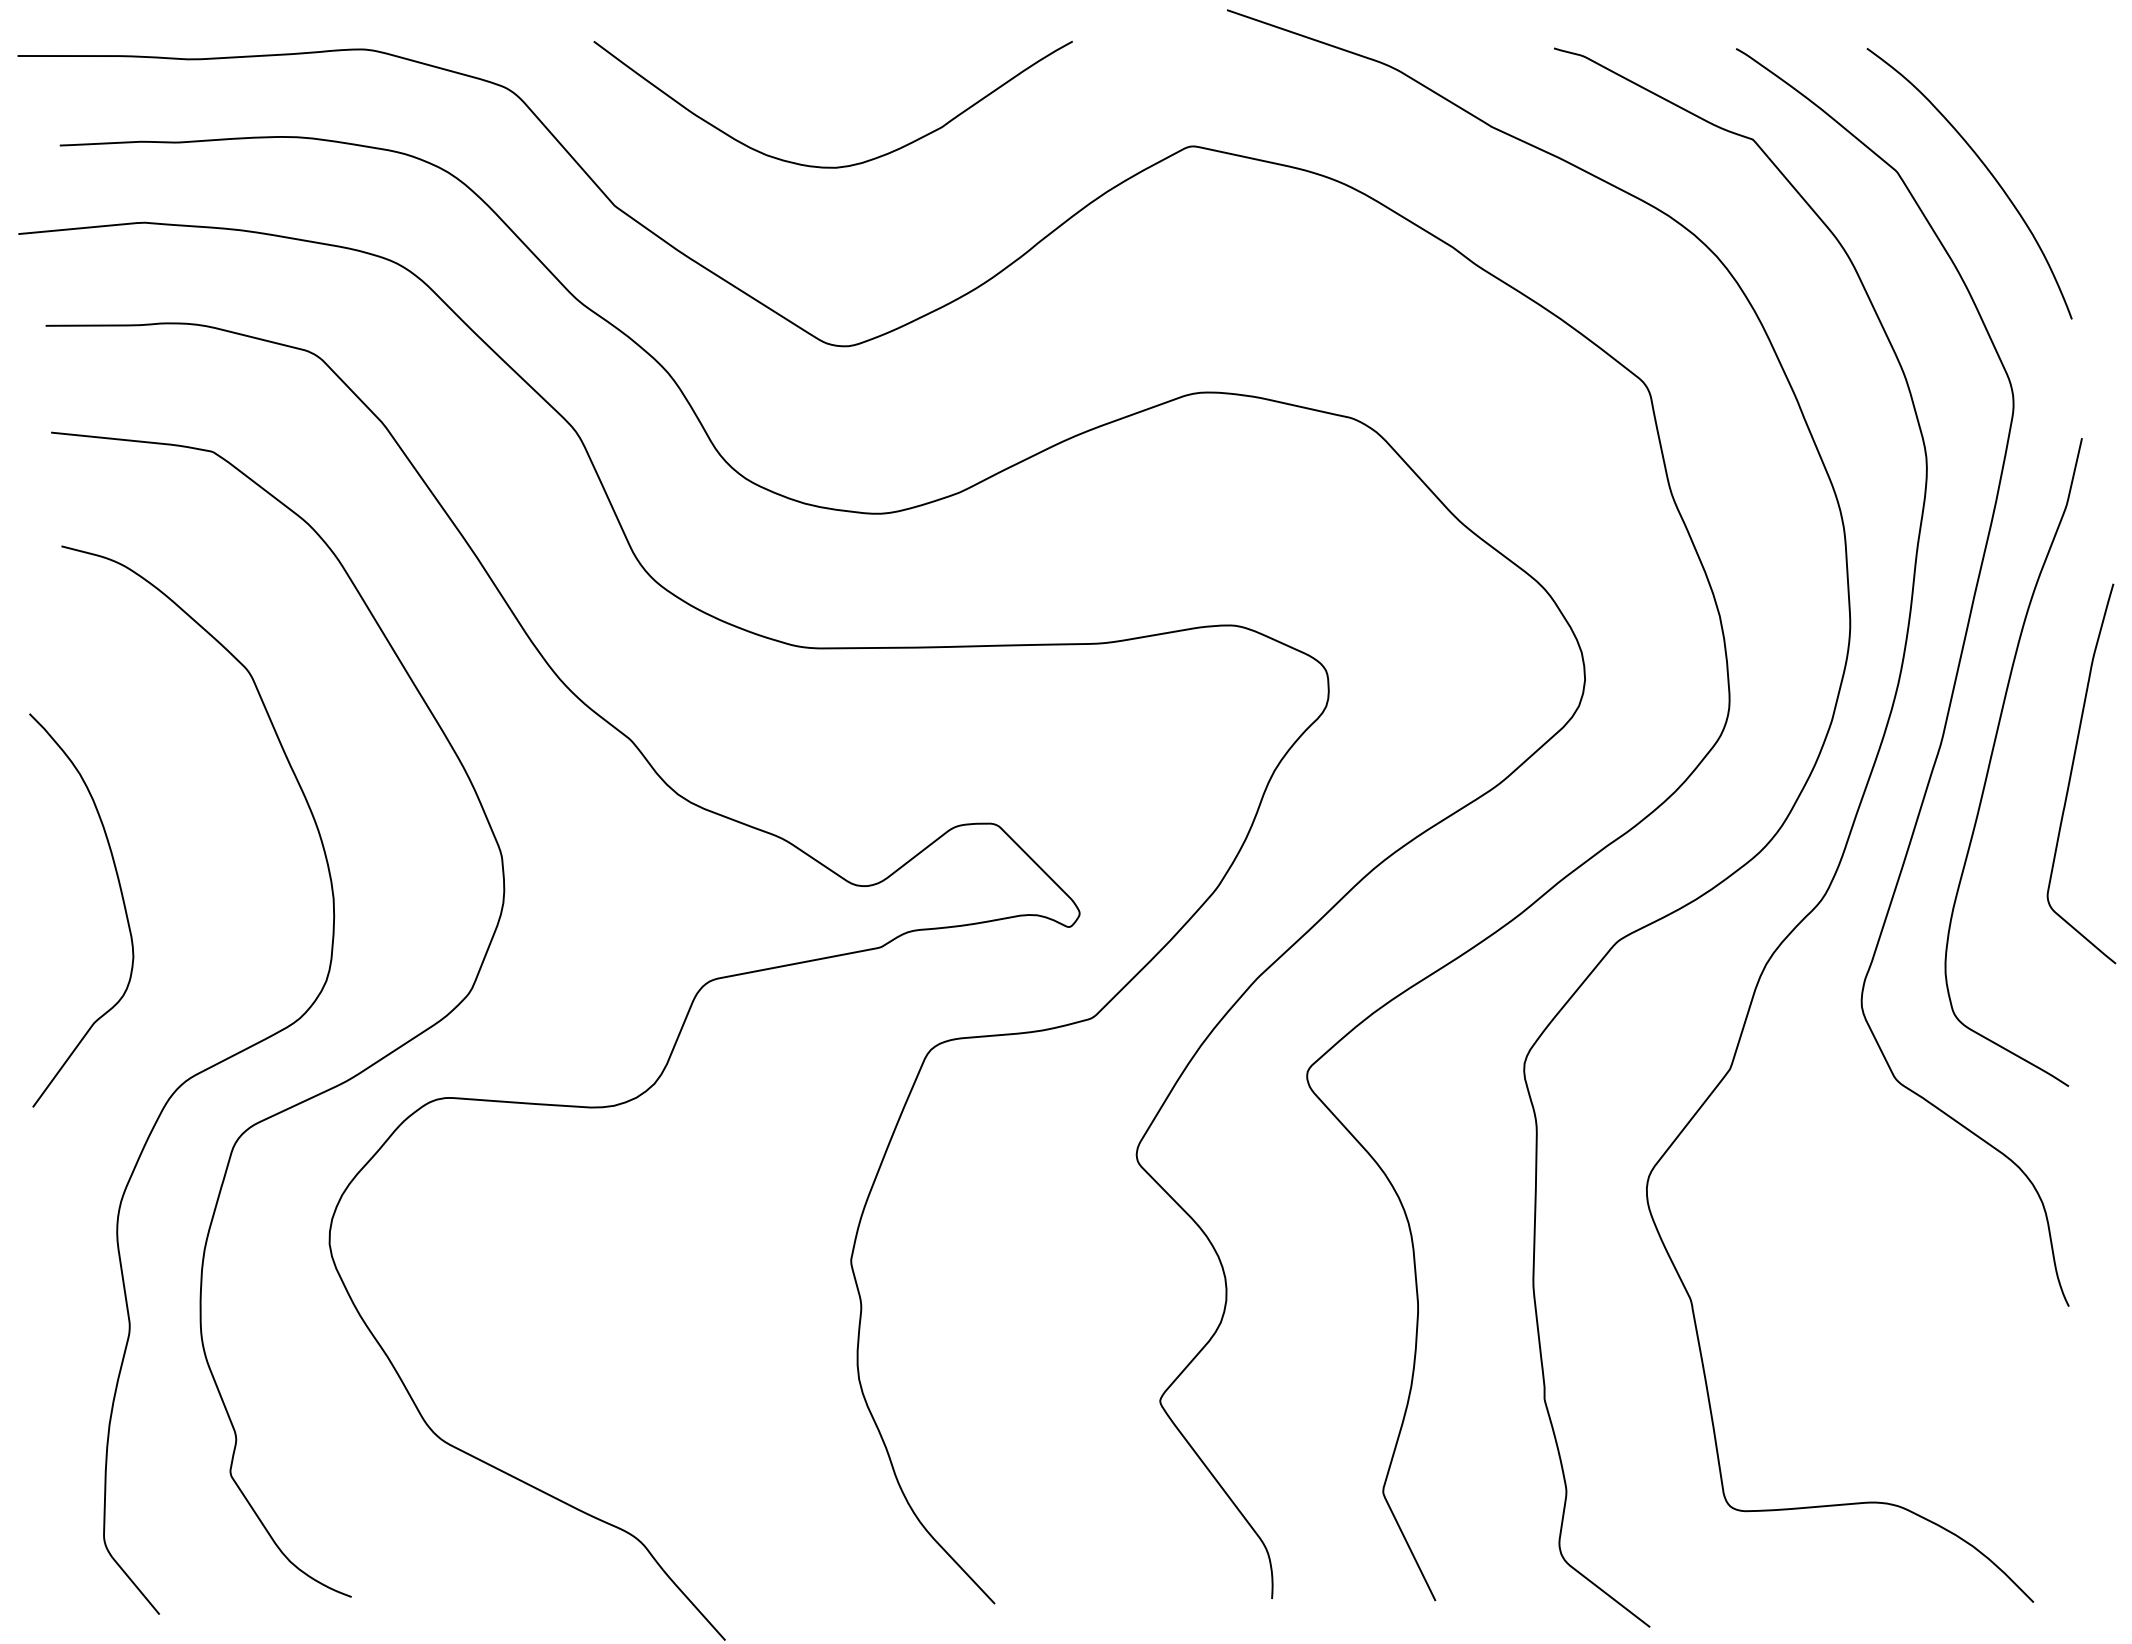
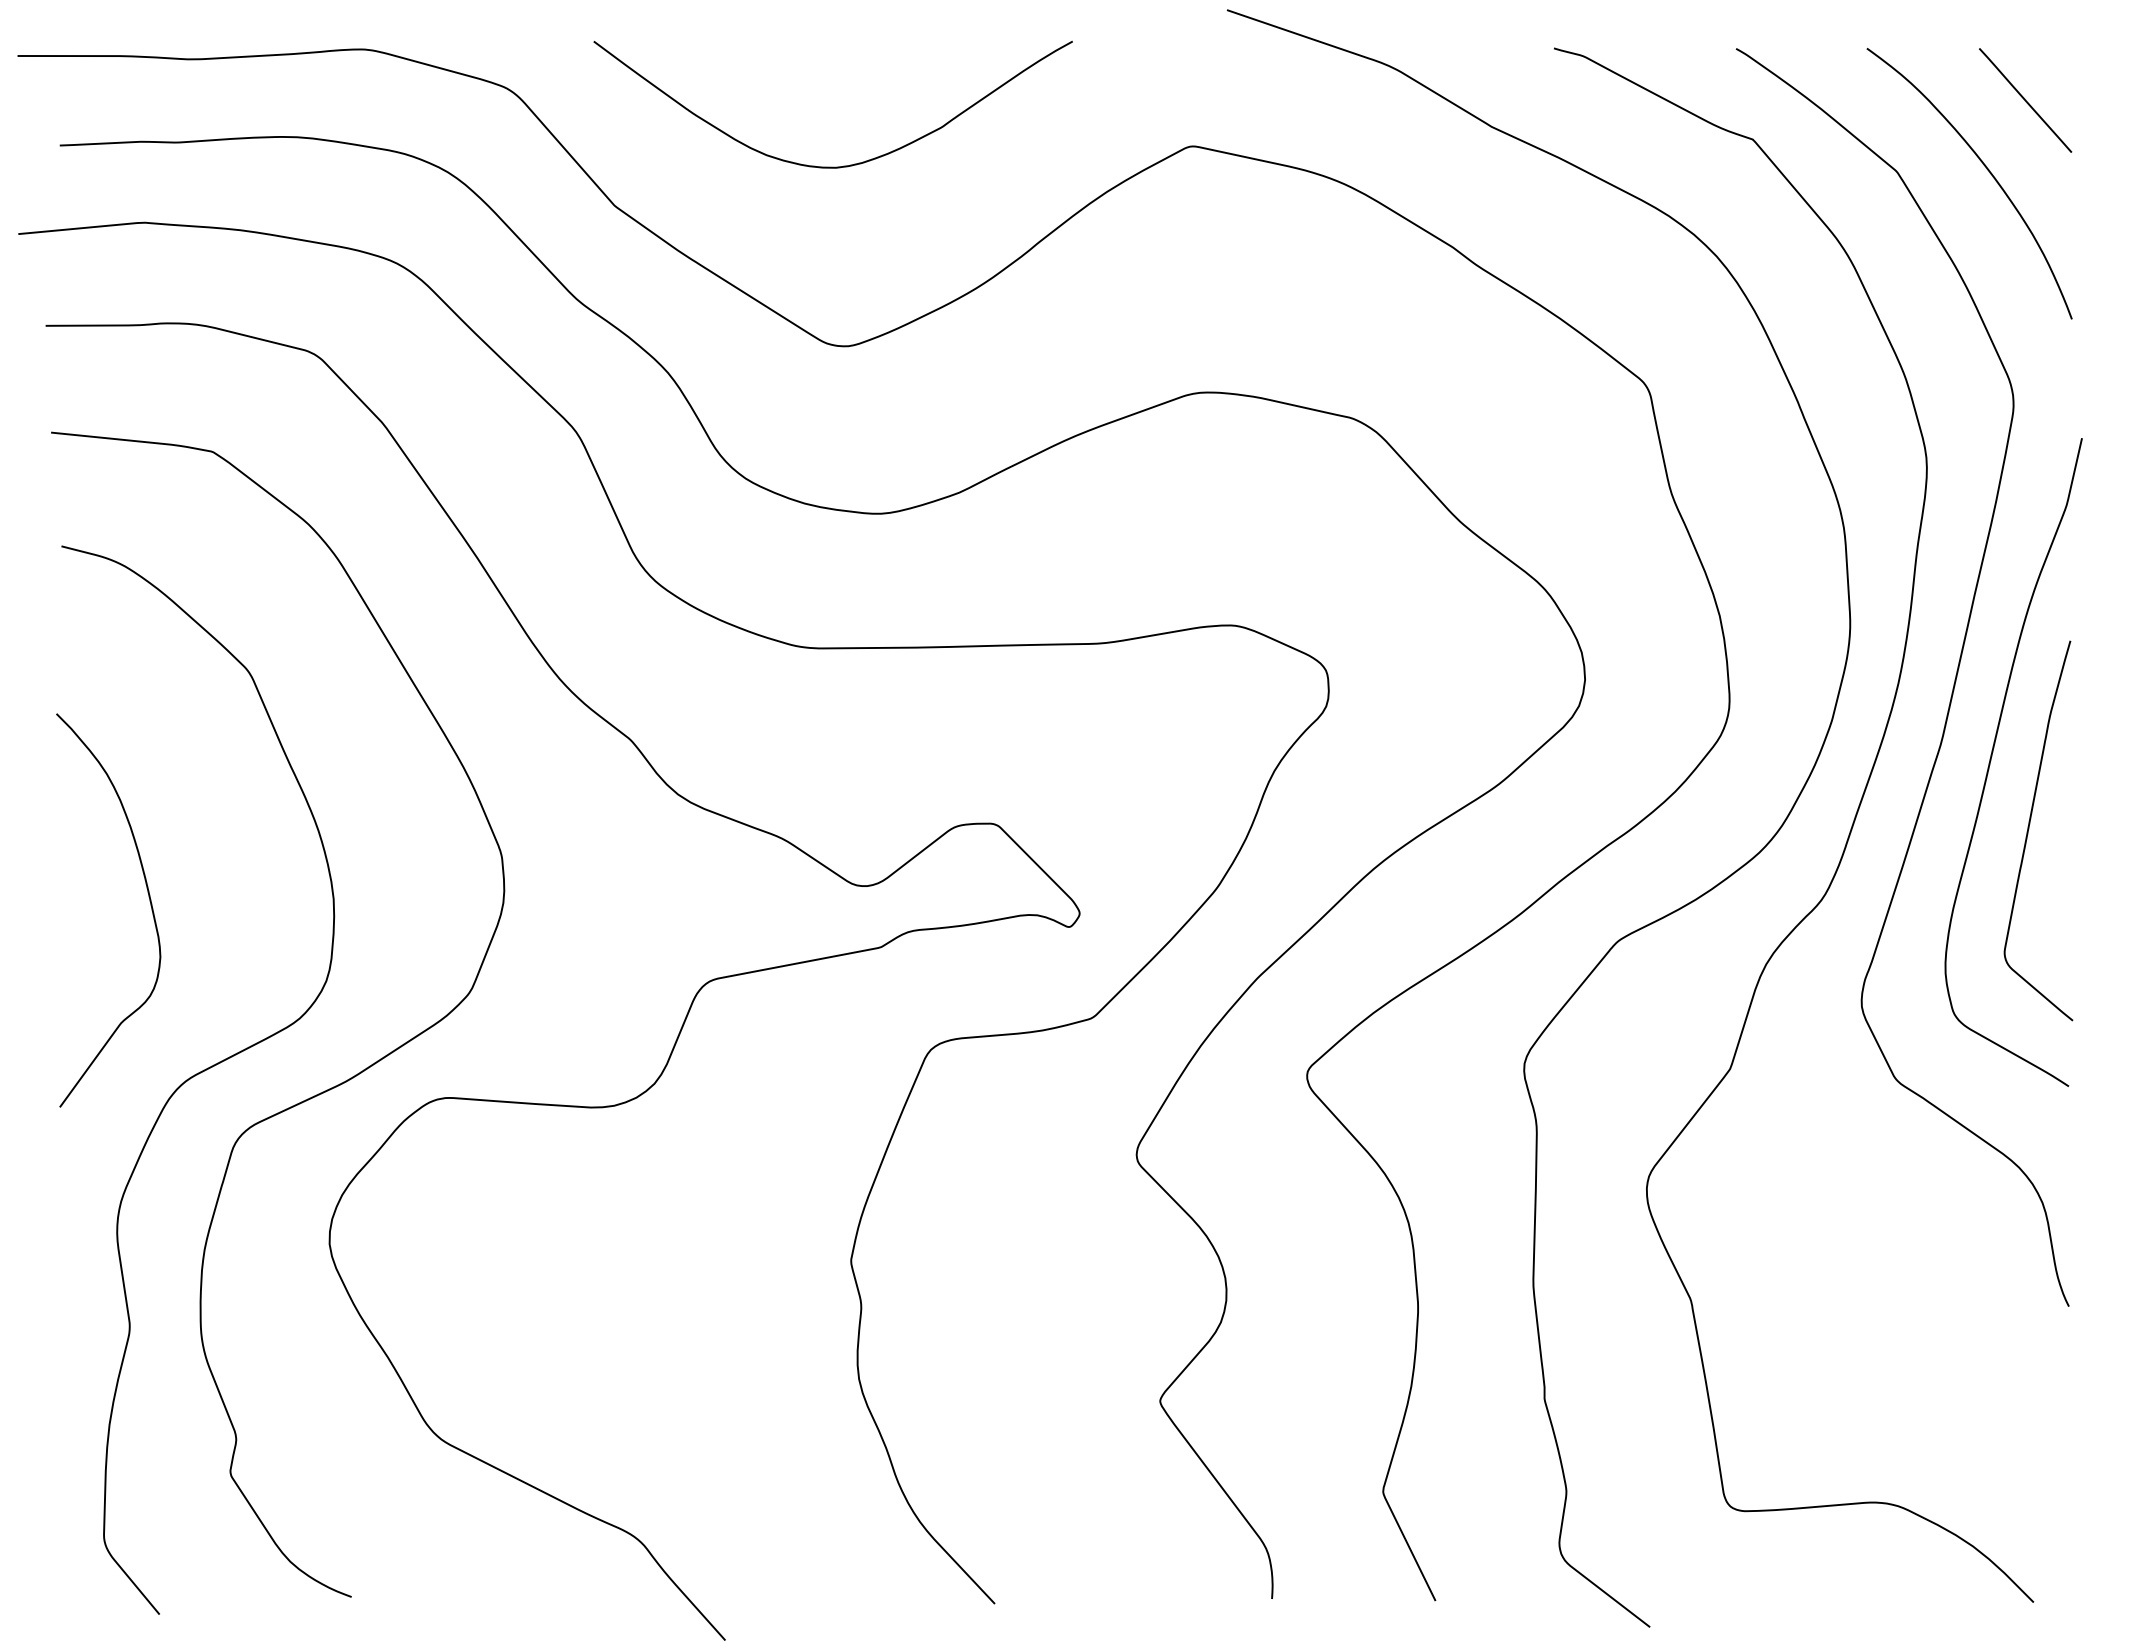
line: none -> present (2025, 100)
curve position: (2072, 772) -> (2029, 829) (2029, 829)
curve position: (122, 901) -> (149, 901) (149, 901)
